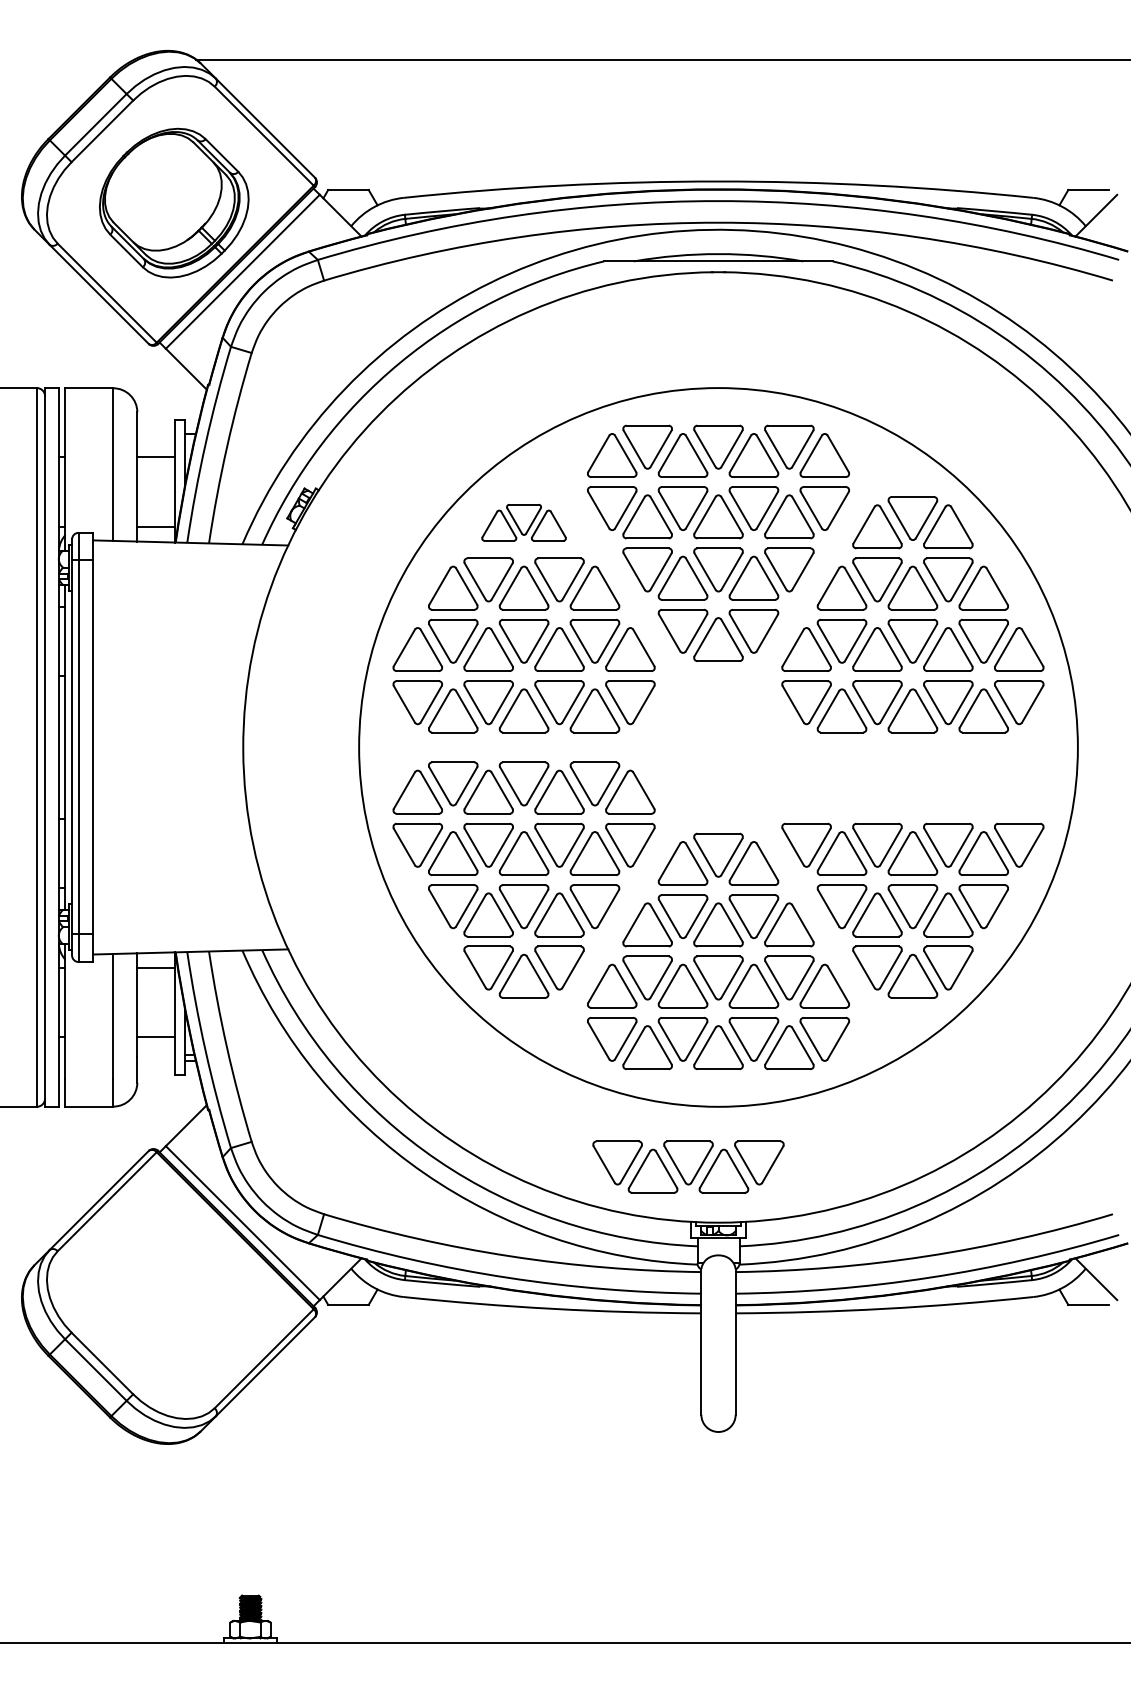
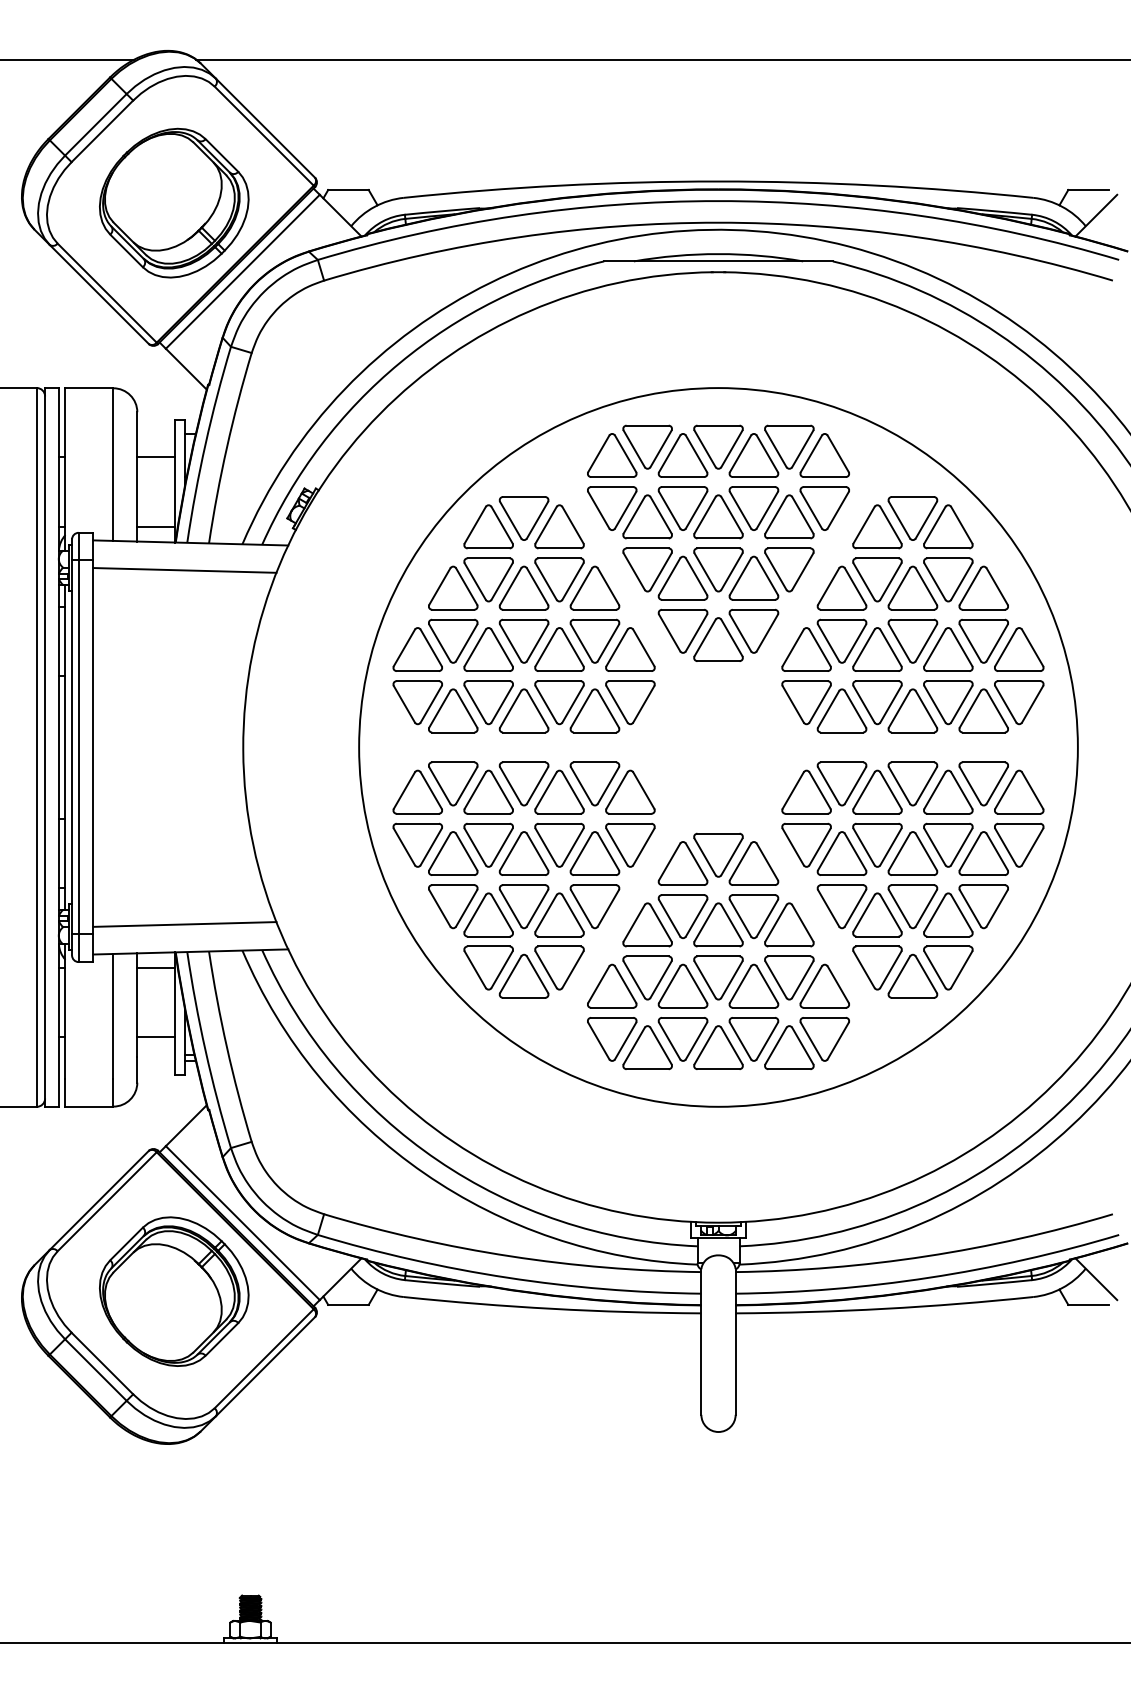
line: none -> present (68, 59)
part size: 86x38 px -> 122x54 px (523, 522)
line: none -> present (184, 570)
part: none -> present (912, 787)
line: none -> present (184, 924)
part: present -> none (688, 1166)
part: none -> present (174, 1291)
